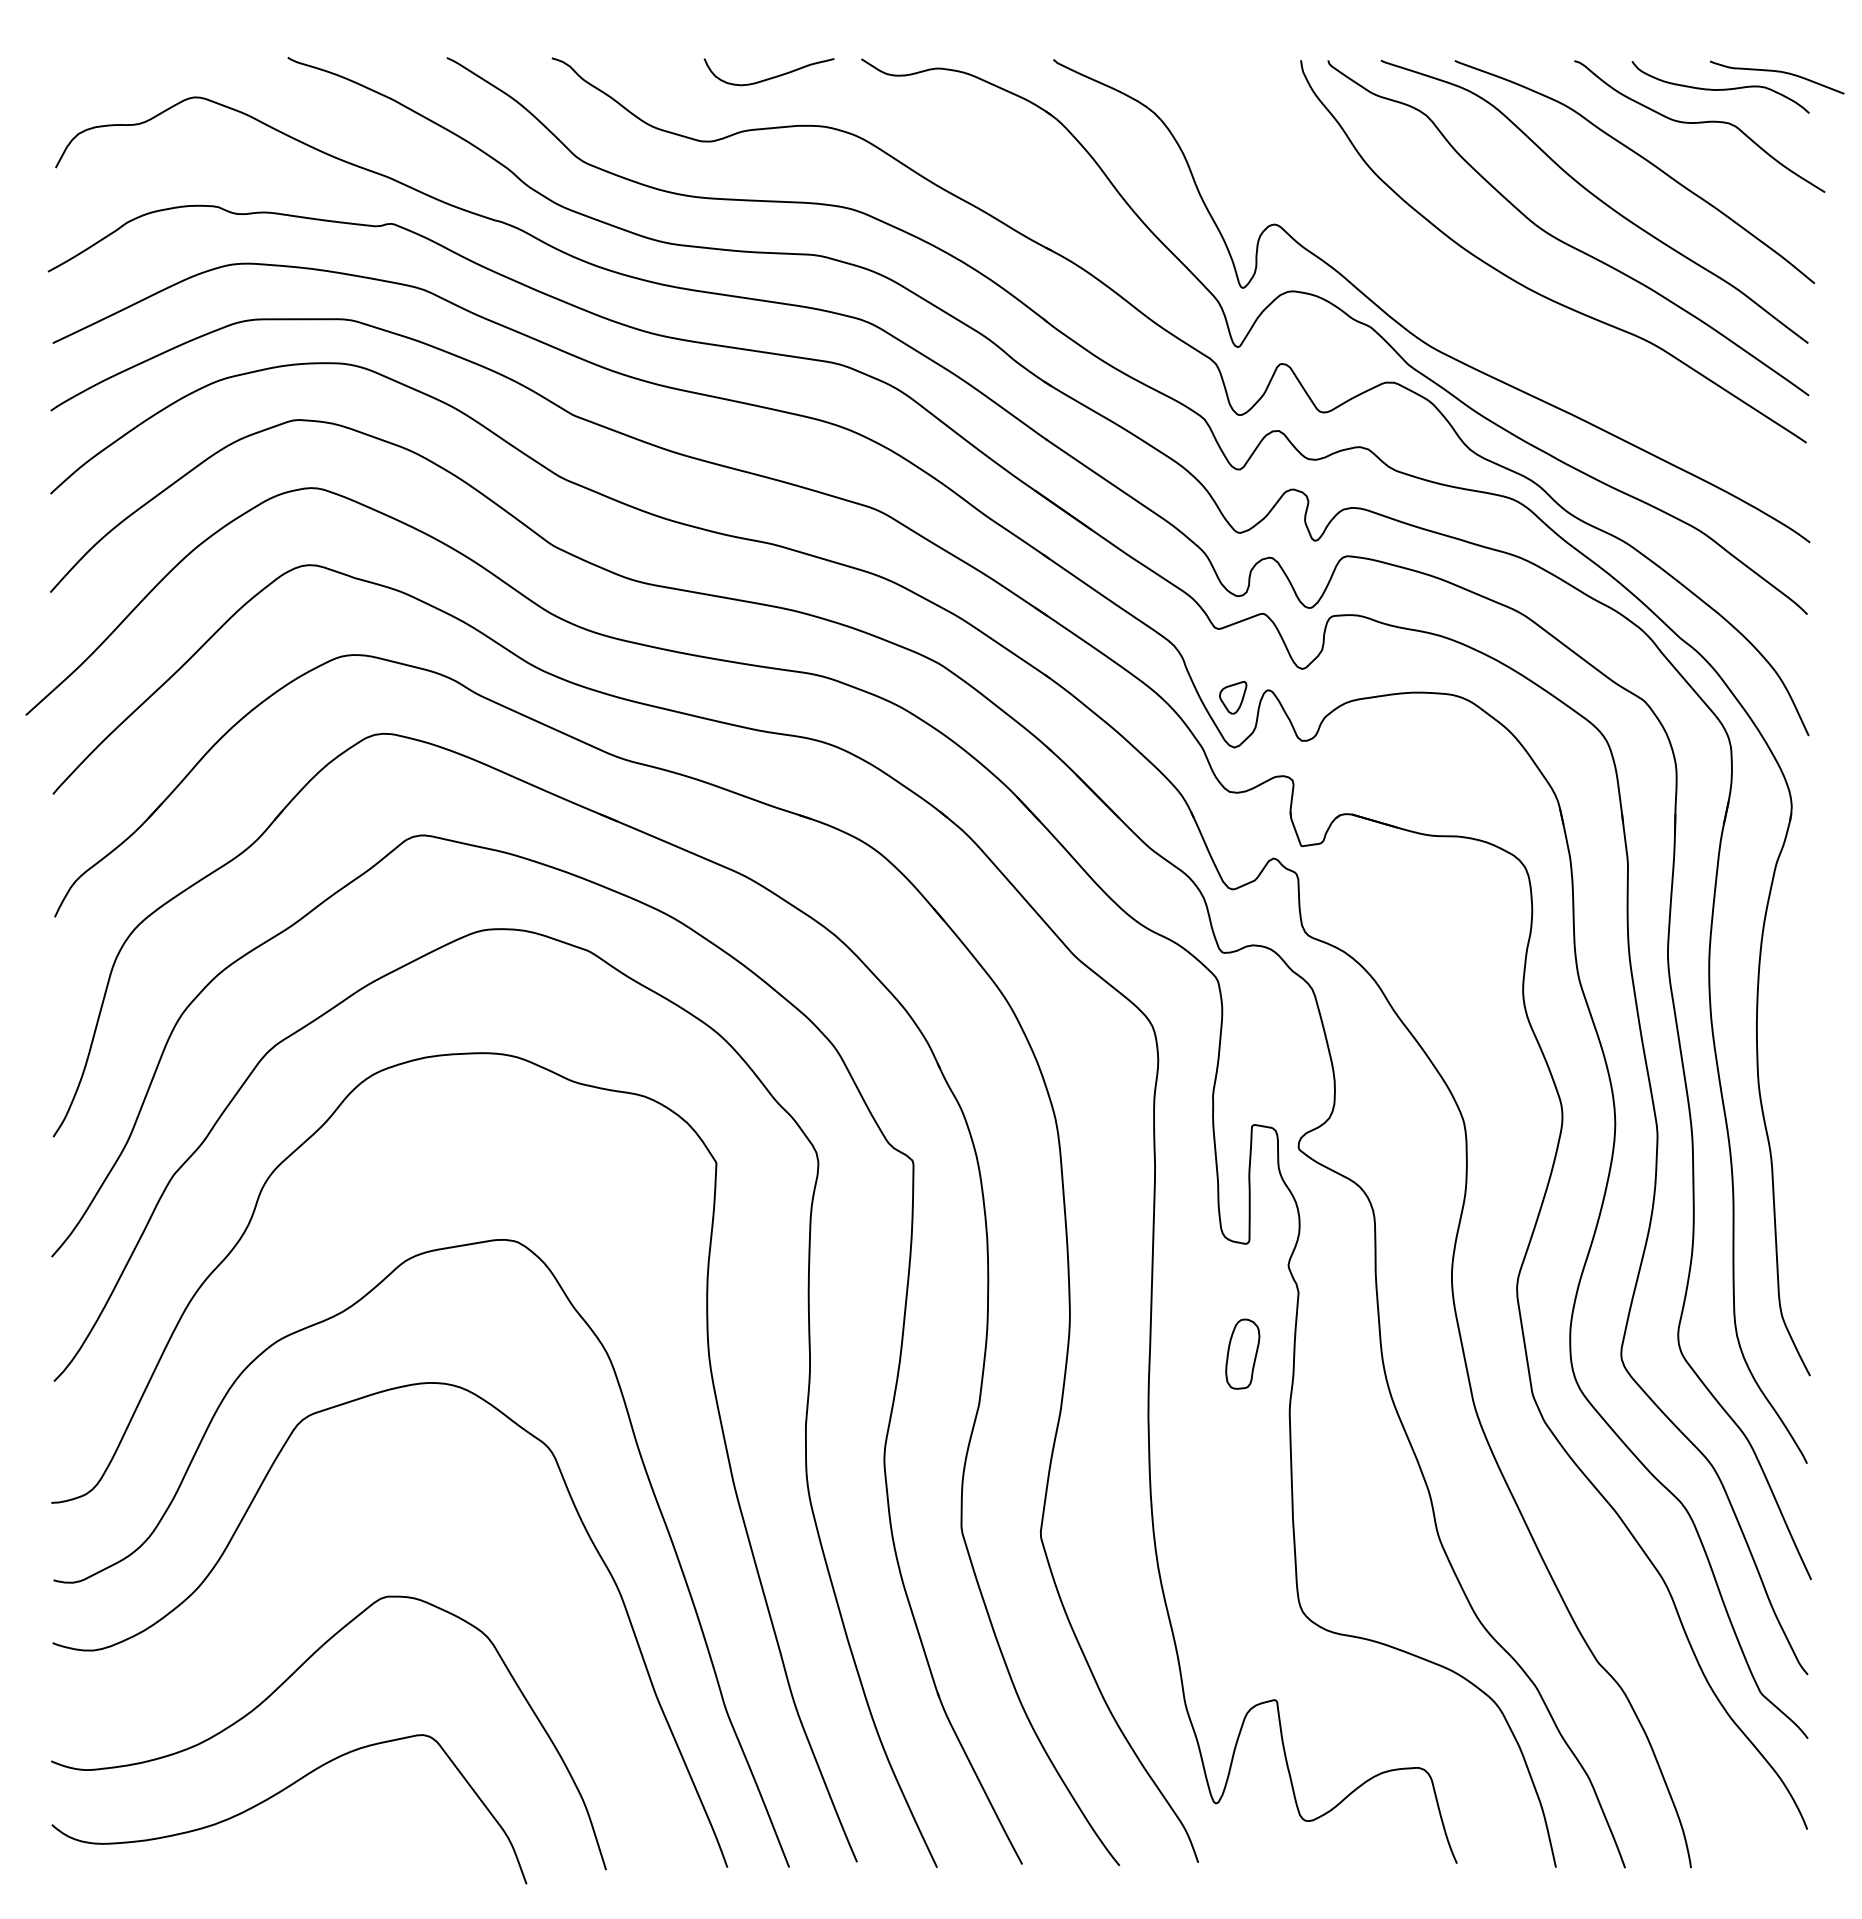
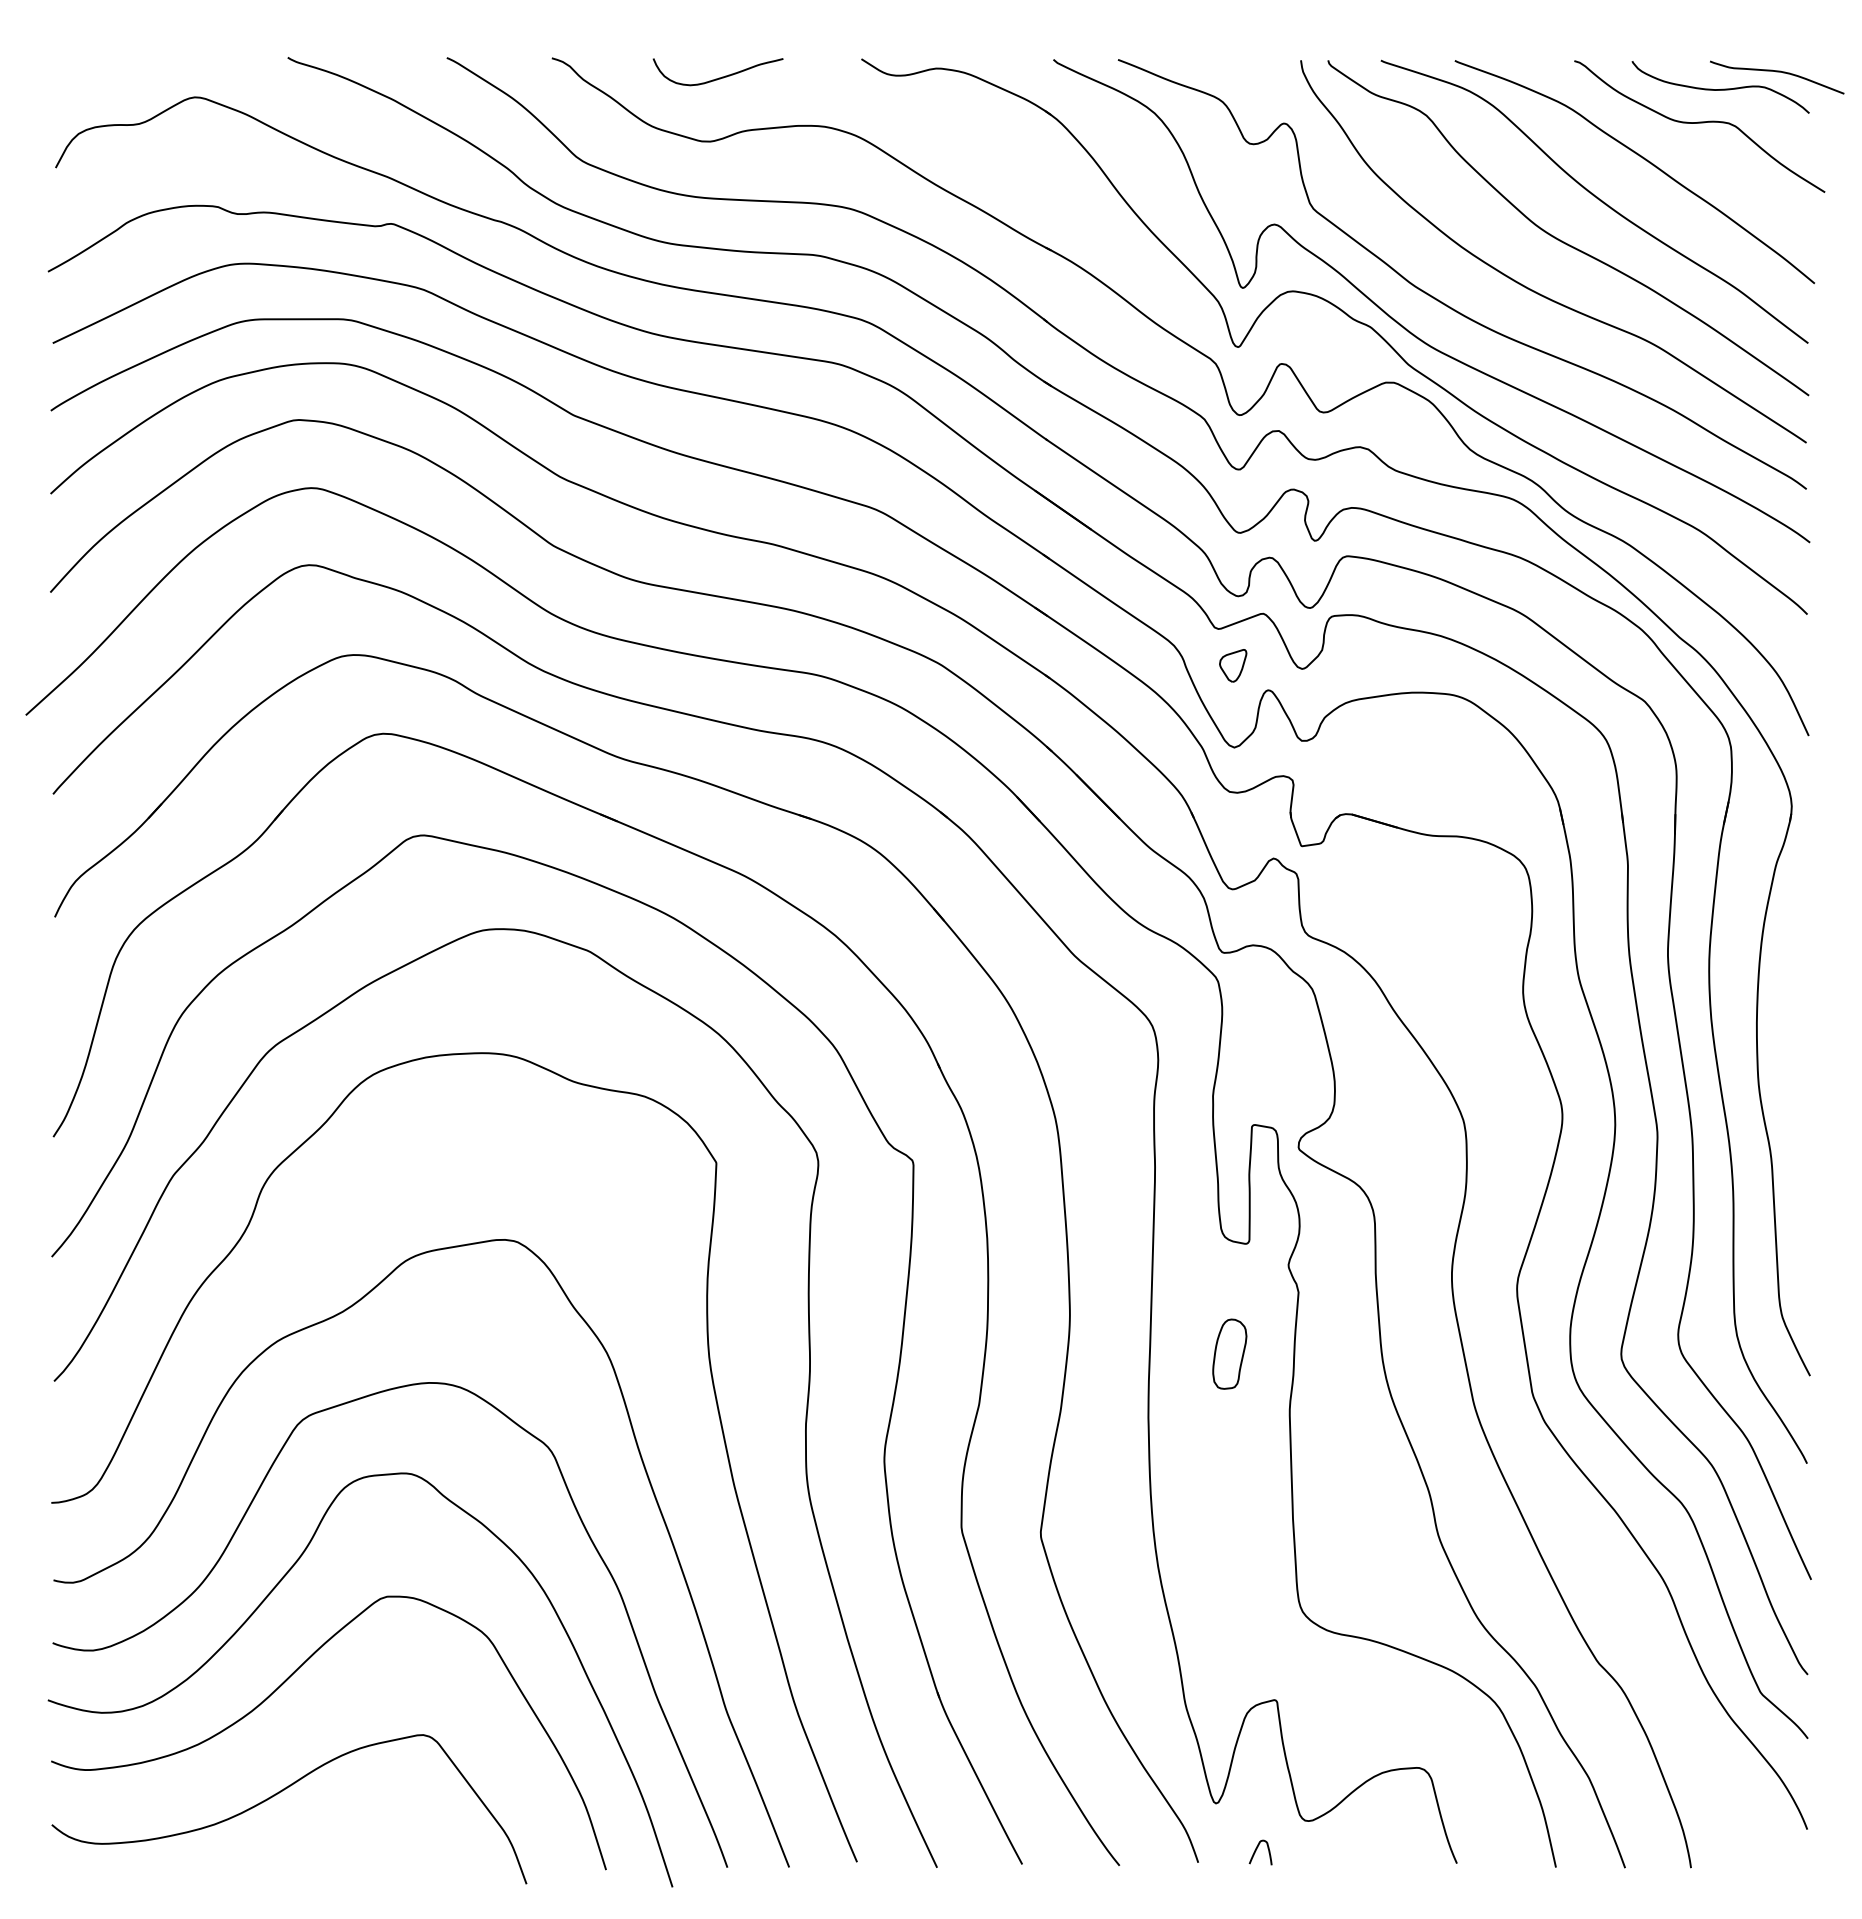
curve position: (770, 77) -> (719, 77) (719, 77)
curve: none -> present (1445, 303)
part position: (1233, 697) -> (1233, 665) (1233, 665)
part position: (1242, 1353) -> (1229, 1353) (1229, 1353)
curve: none -> present (265, 1600)
curve: none -> present (1256, 1851)
